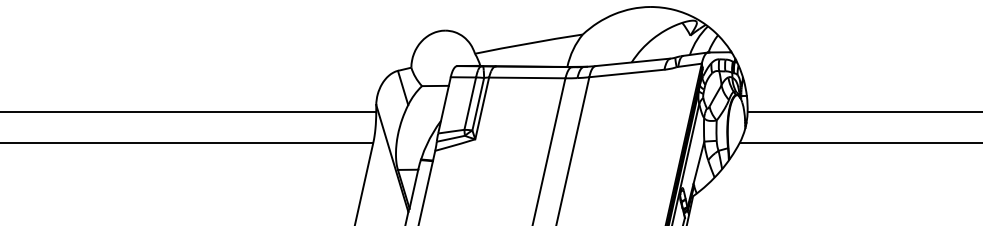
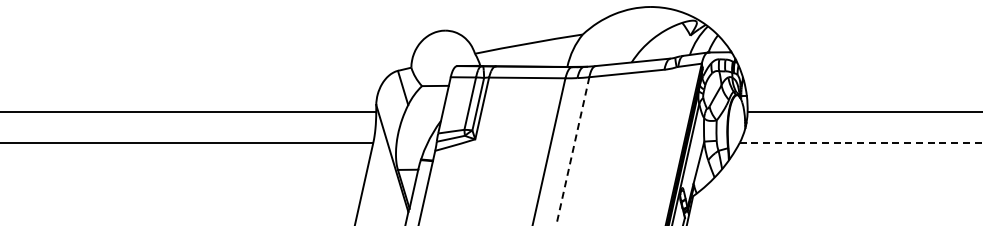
line: solid -> dashed (861, 142)
line: solid -> dashed (572, 151)
